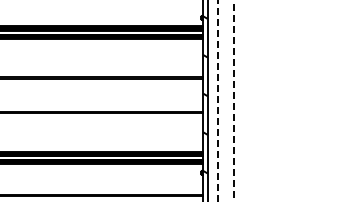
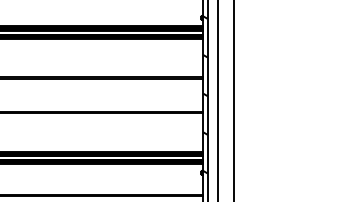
line: dashed -> solid (218, 100)
line: dashed -> solid (233, 101)
